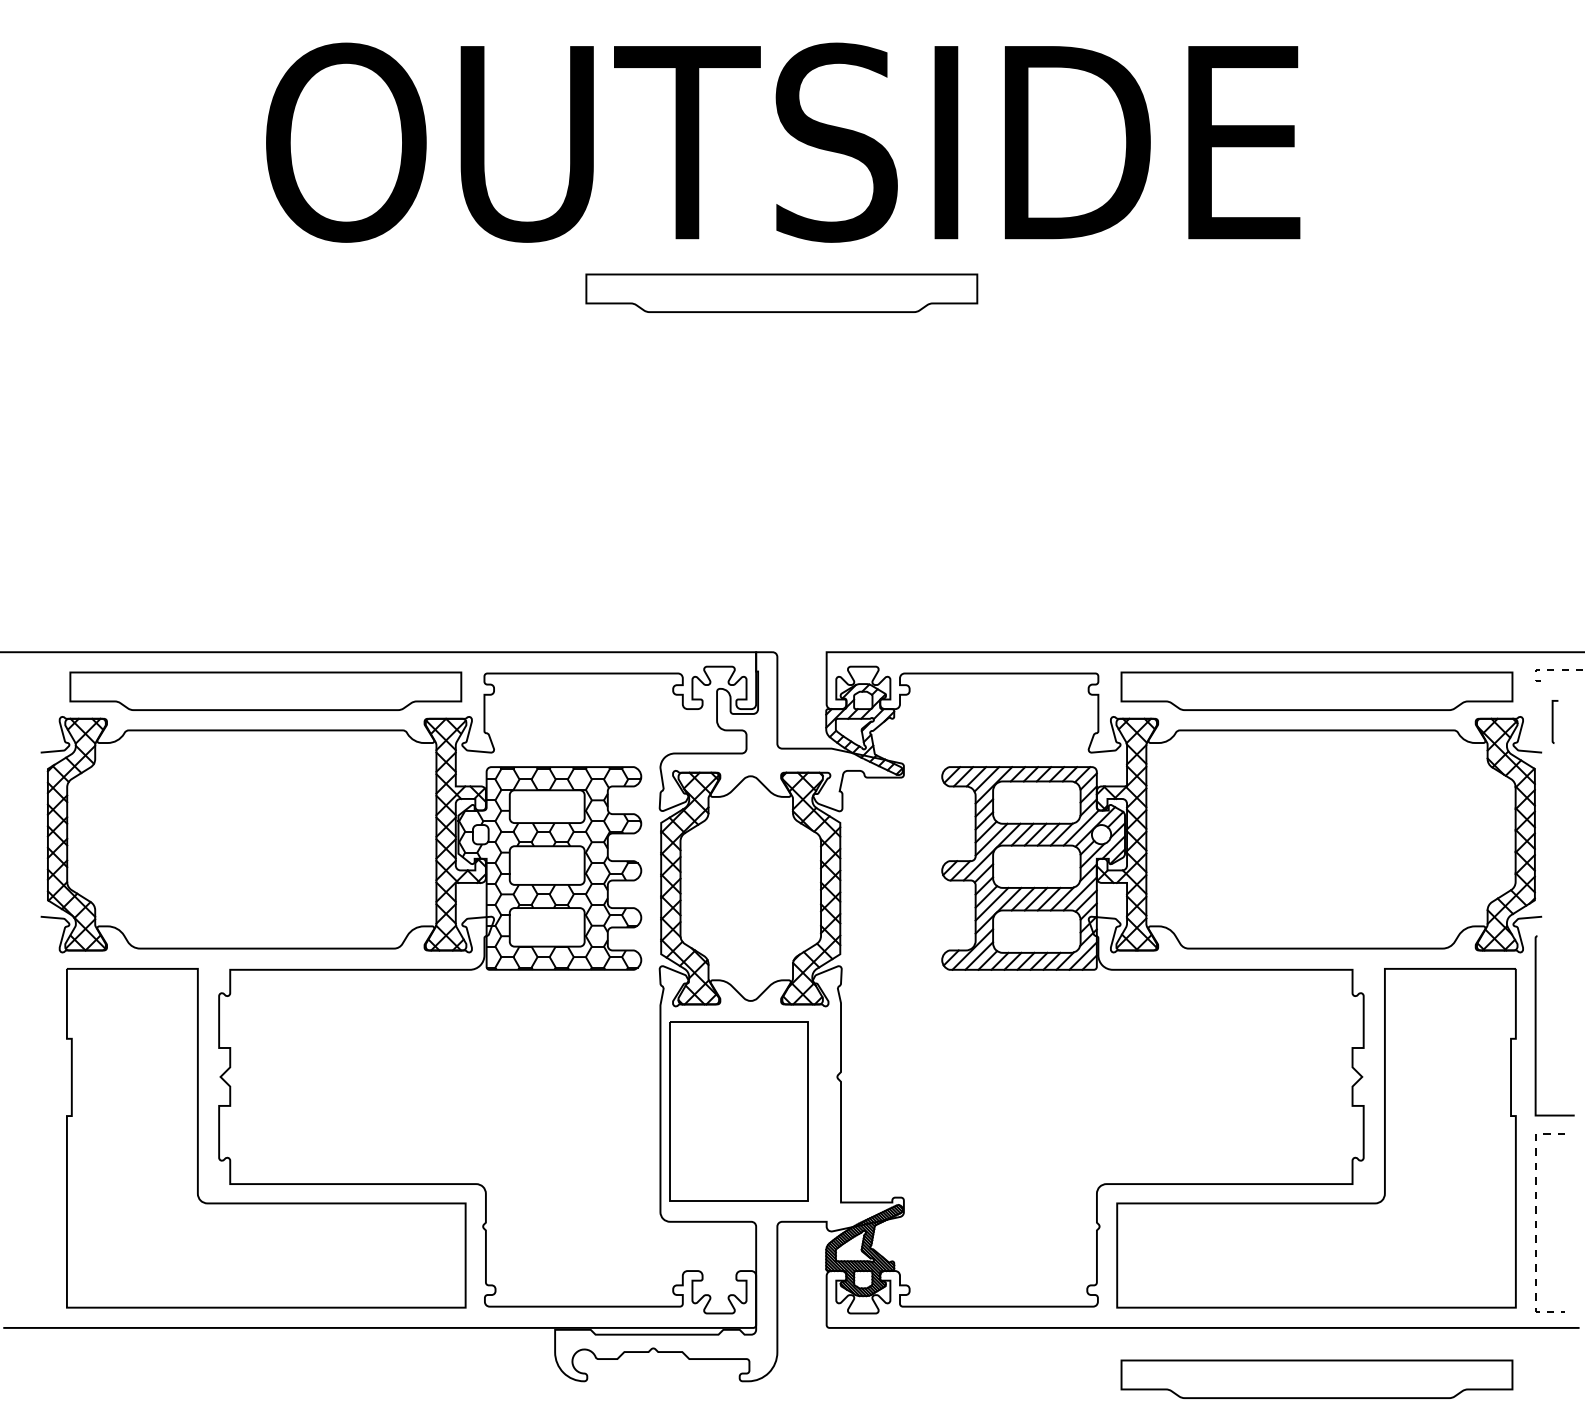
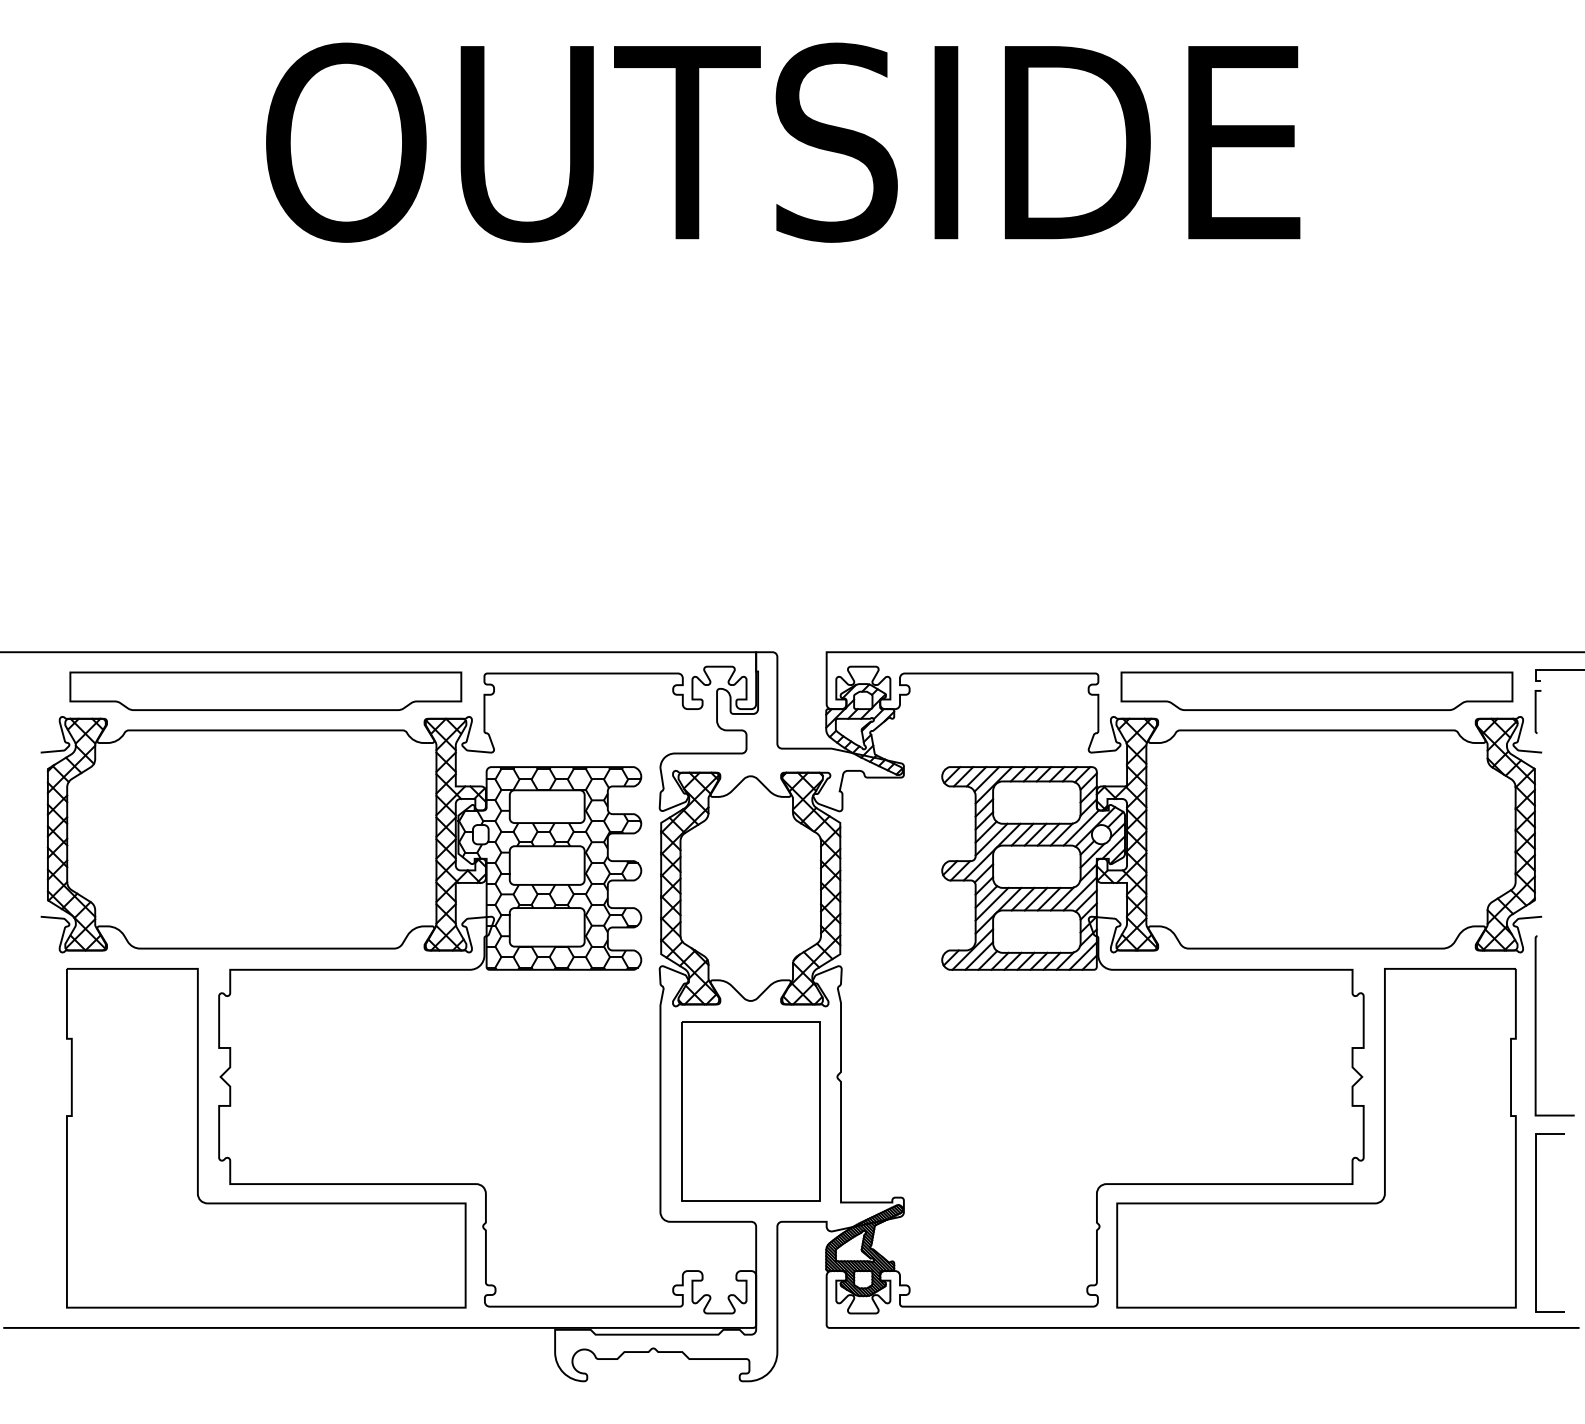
part: present -> none (781, 292)
line: dashed -> solid (1550, 669)
curve position: (1553, 721) -> (1536, 711) (1536, 711)
part position: (738, 1111) -> (750, 1111) (750, 1111)
line: dashed -> solid (1536, 1222)
part: present -> none (1316, 1378)
